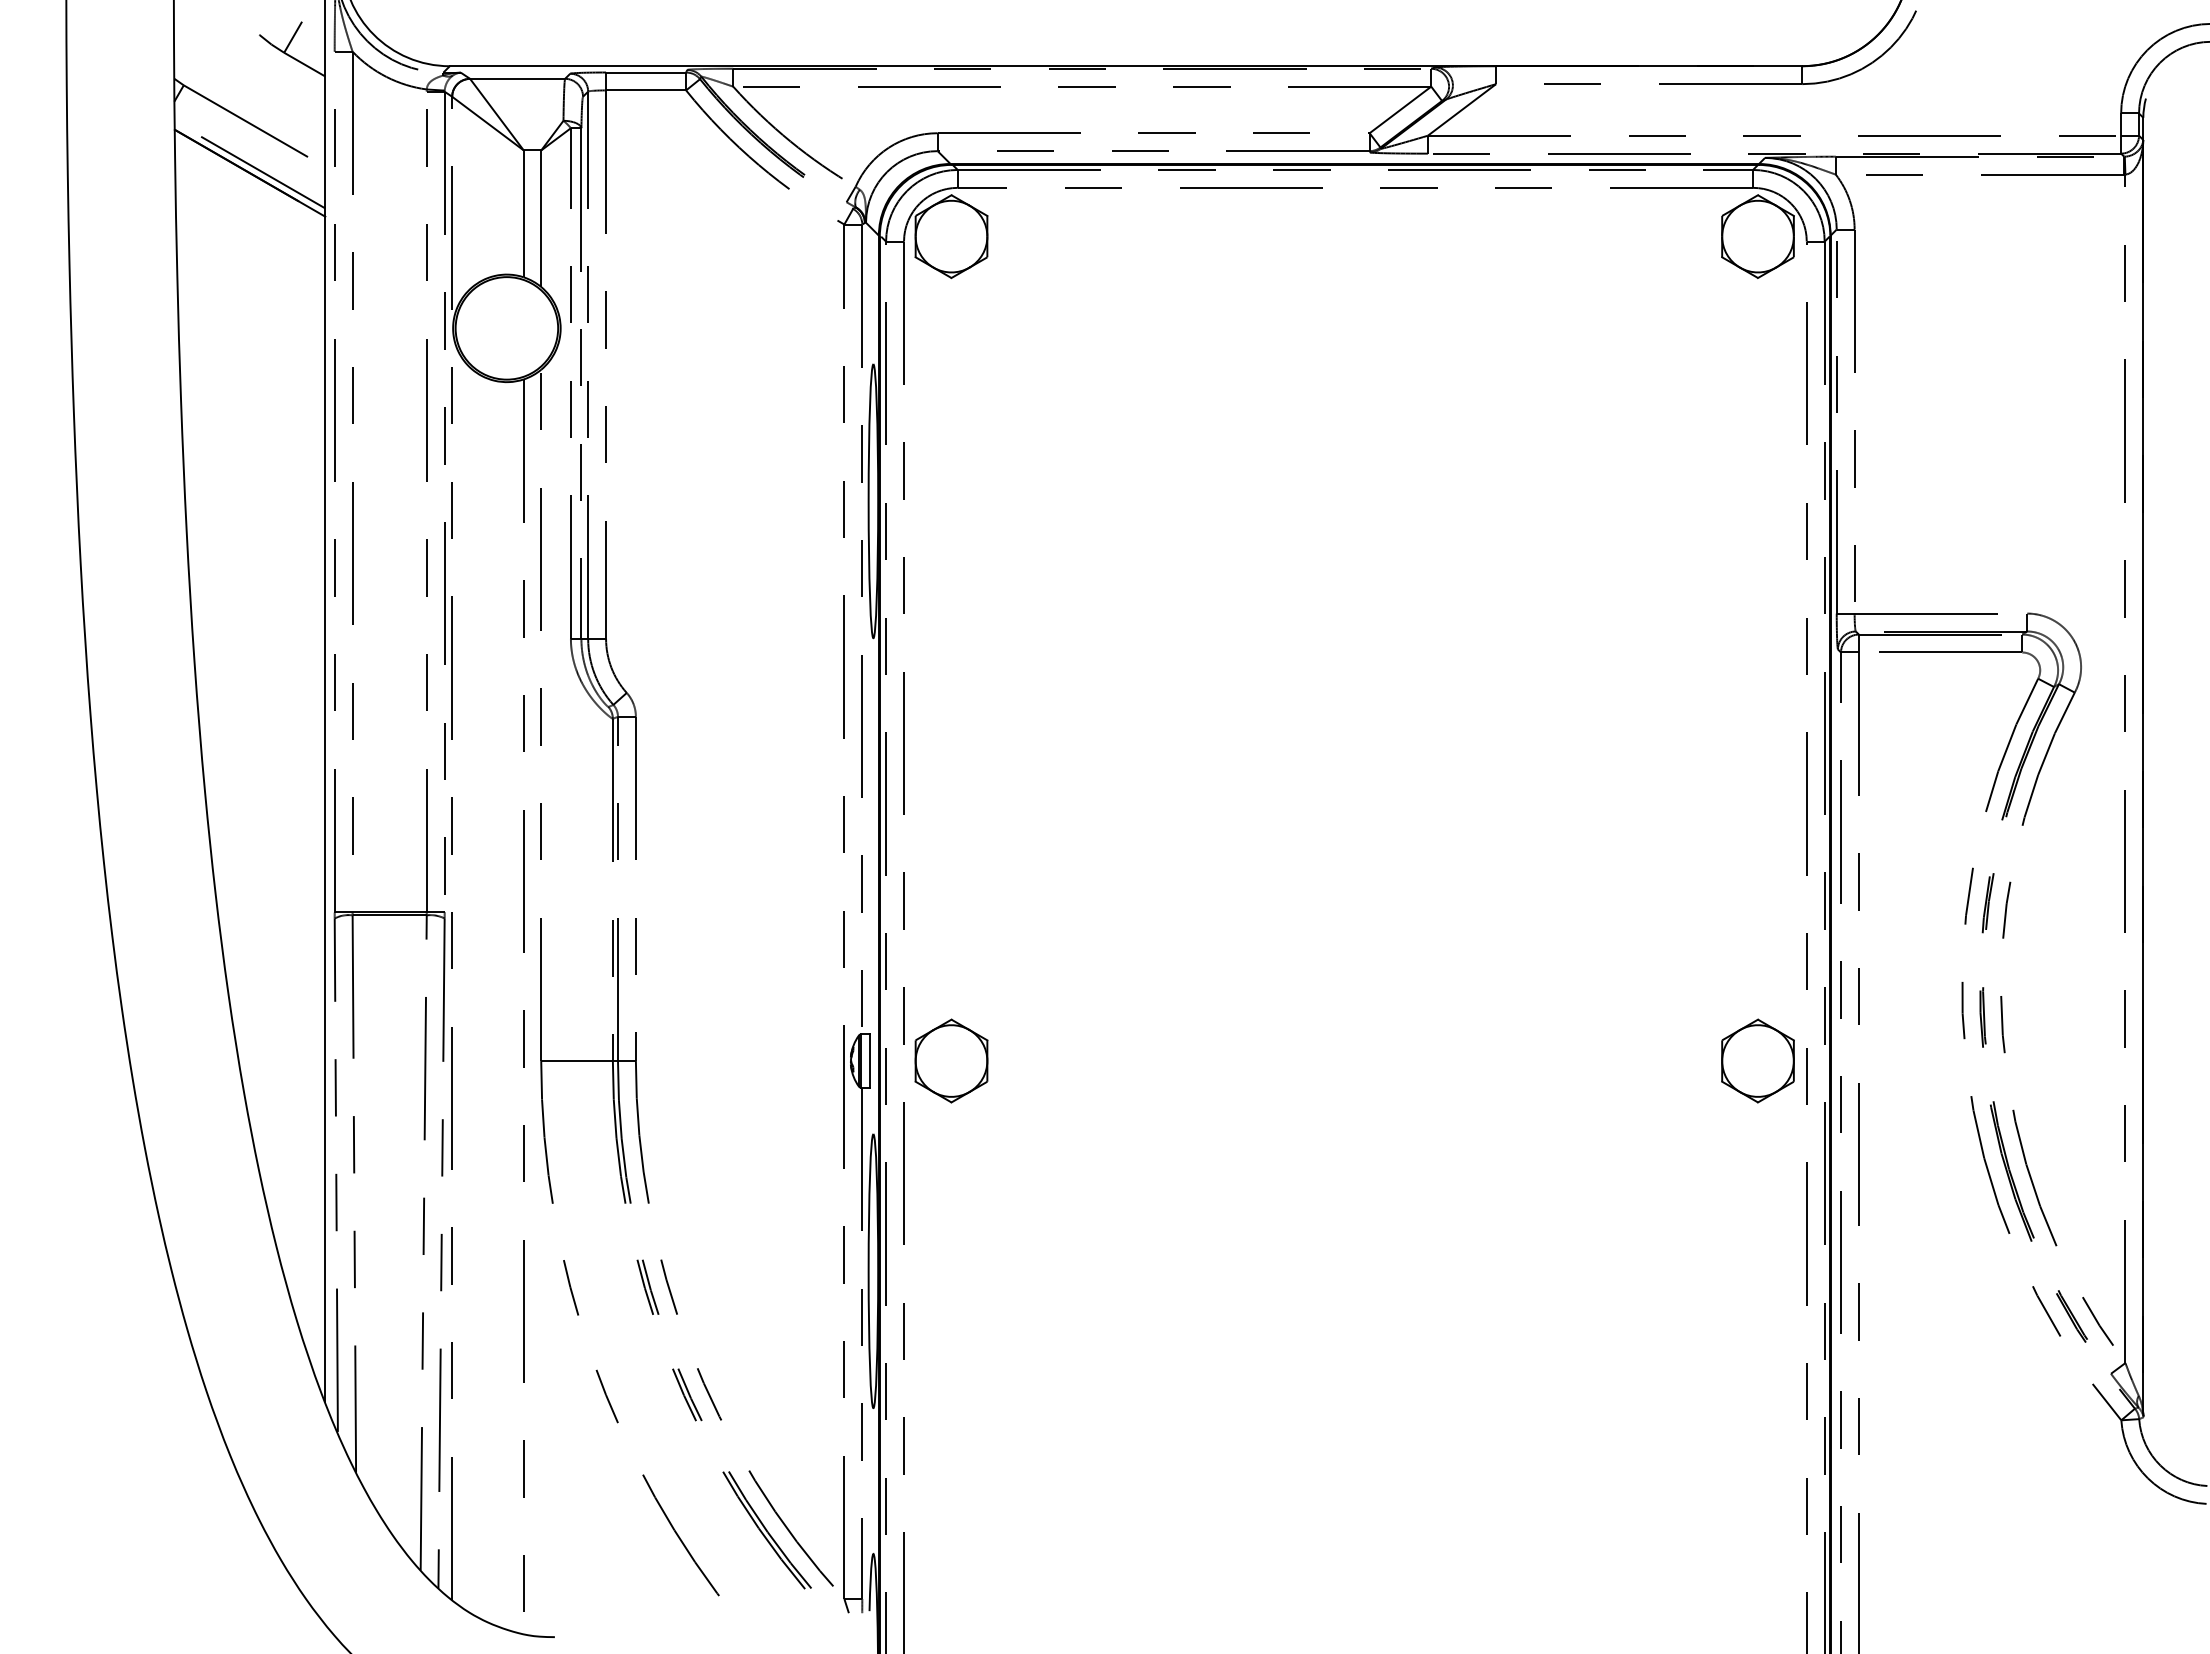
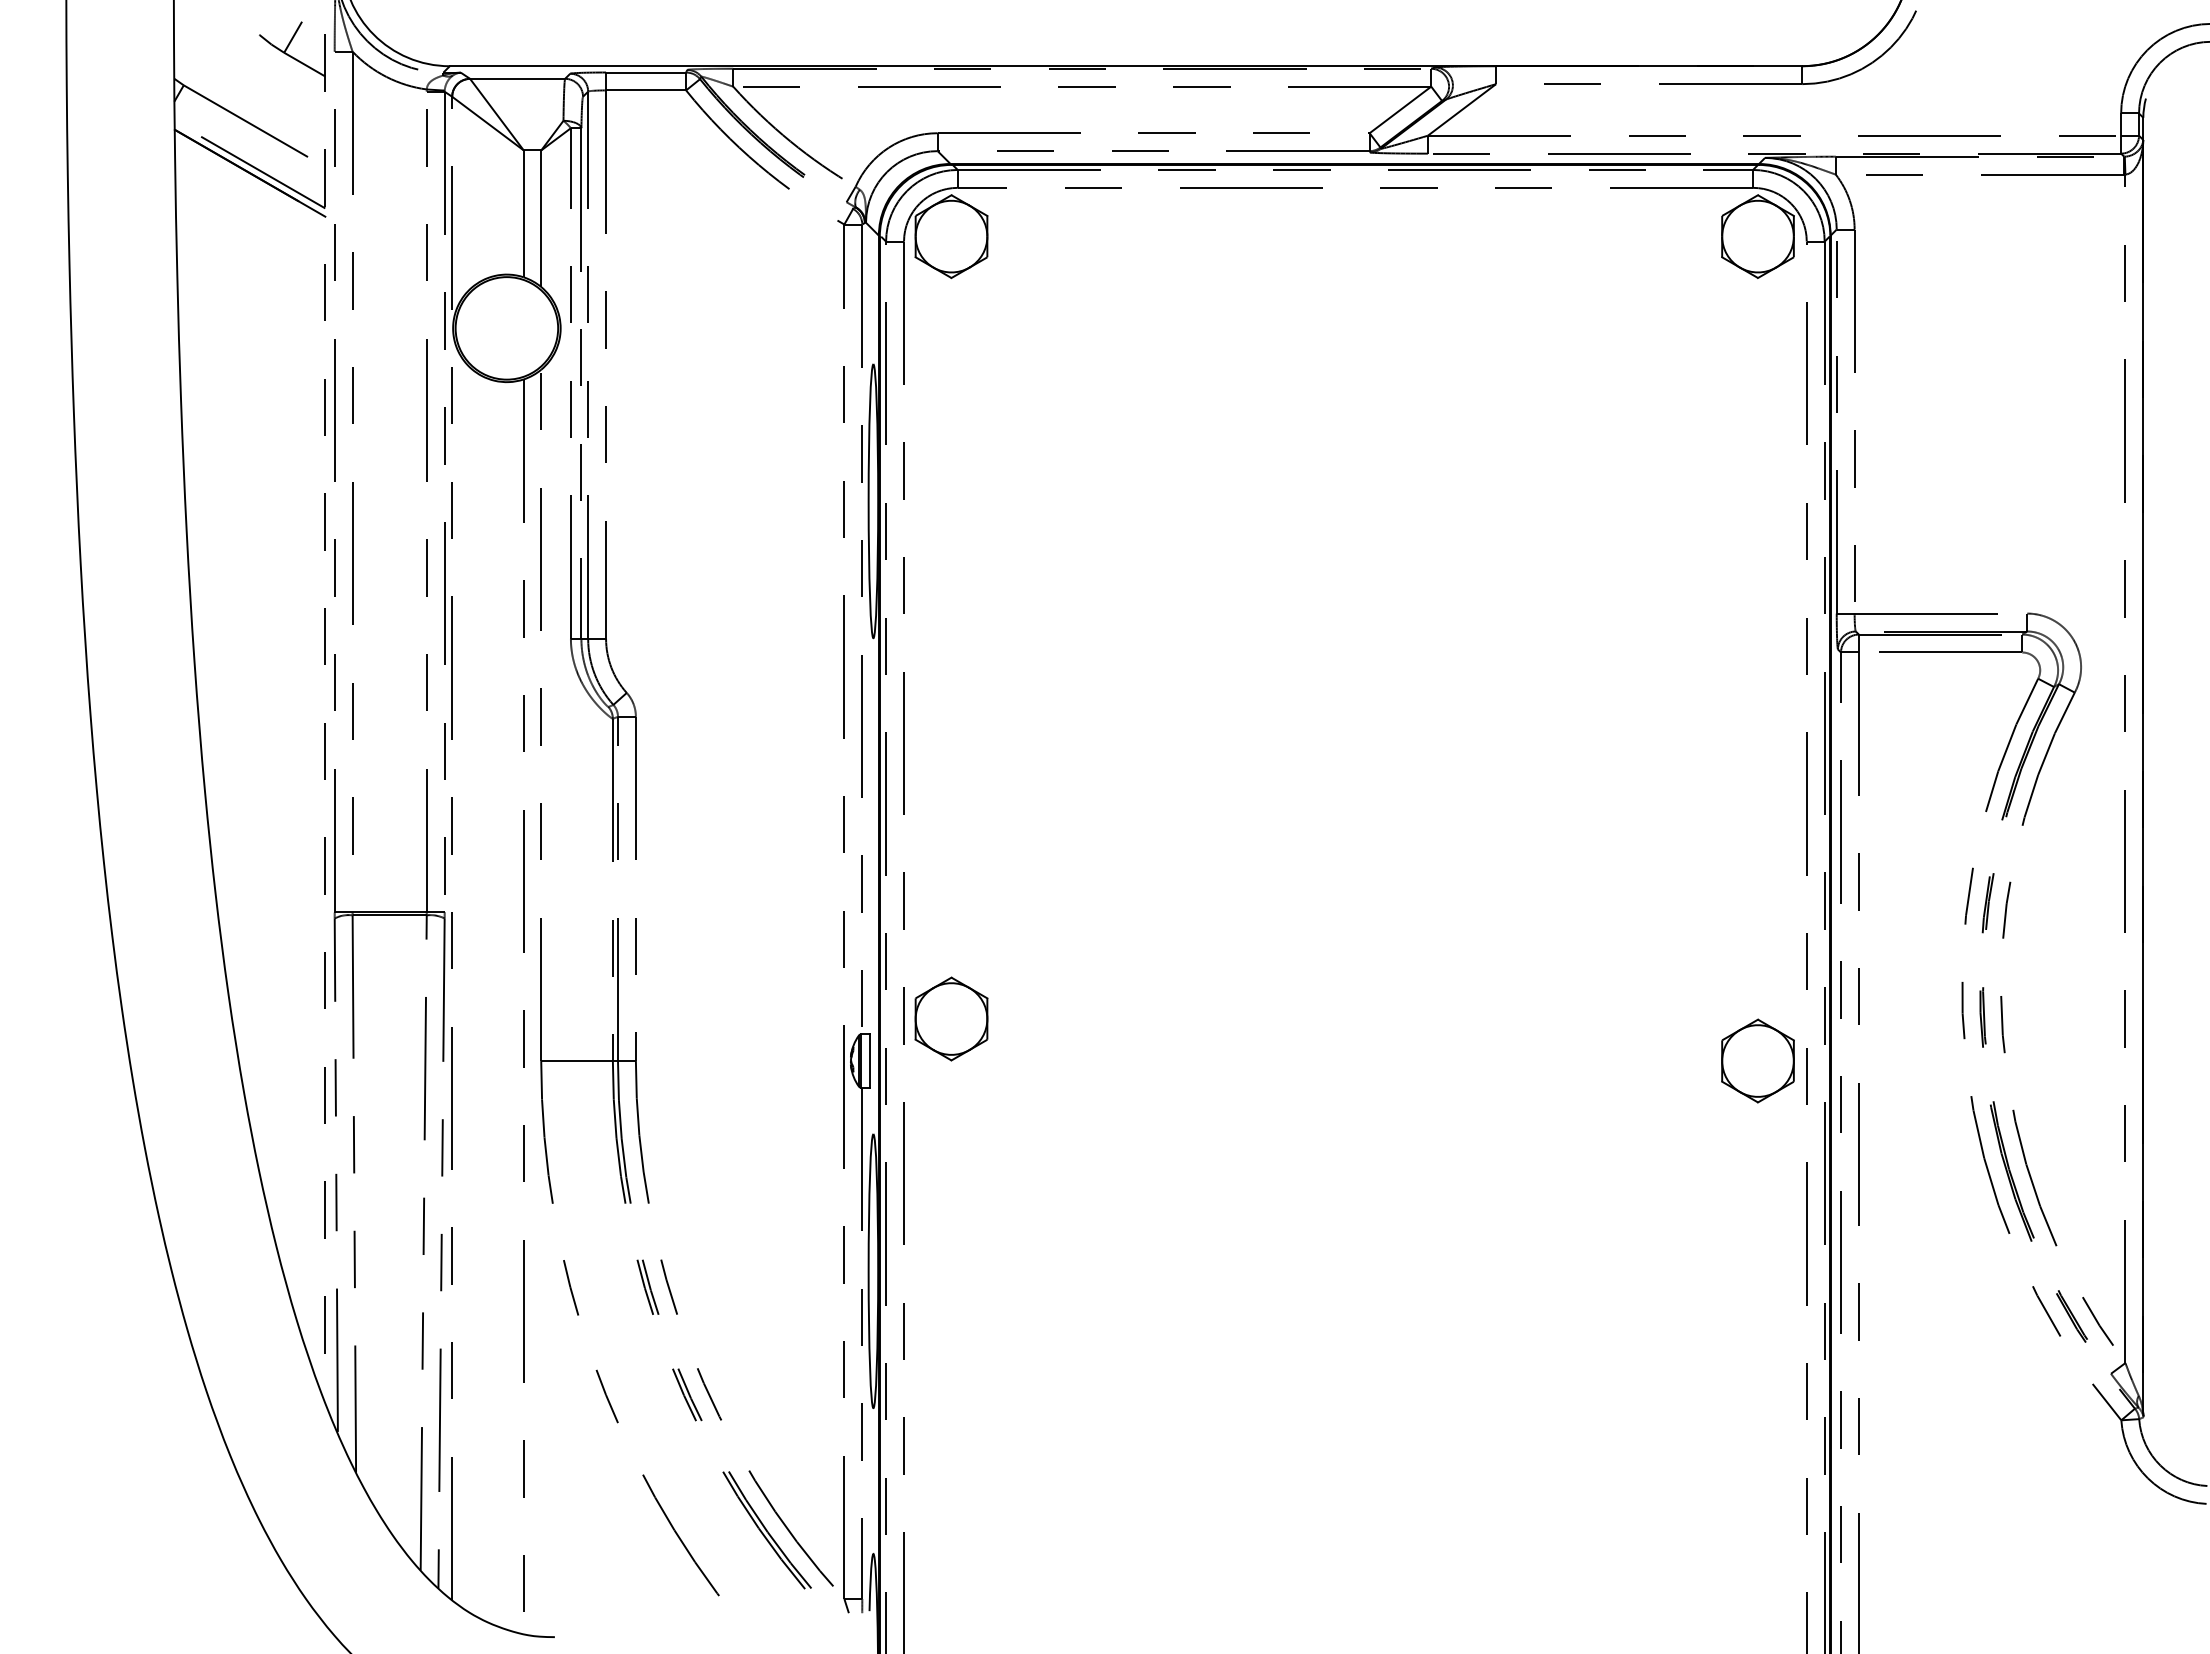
line: solid -> dashed (325, 701)
part position: (951, 1060) -> (951, 1018) (951, 1018)
